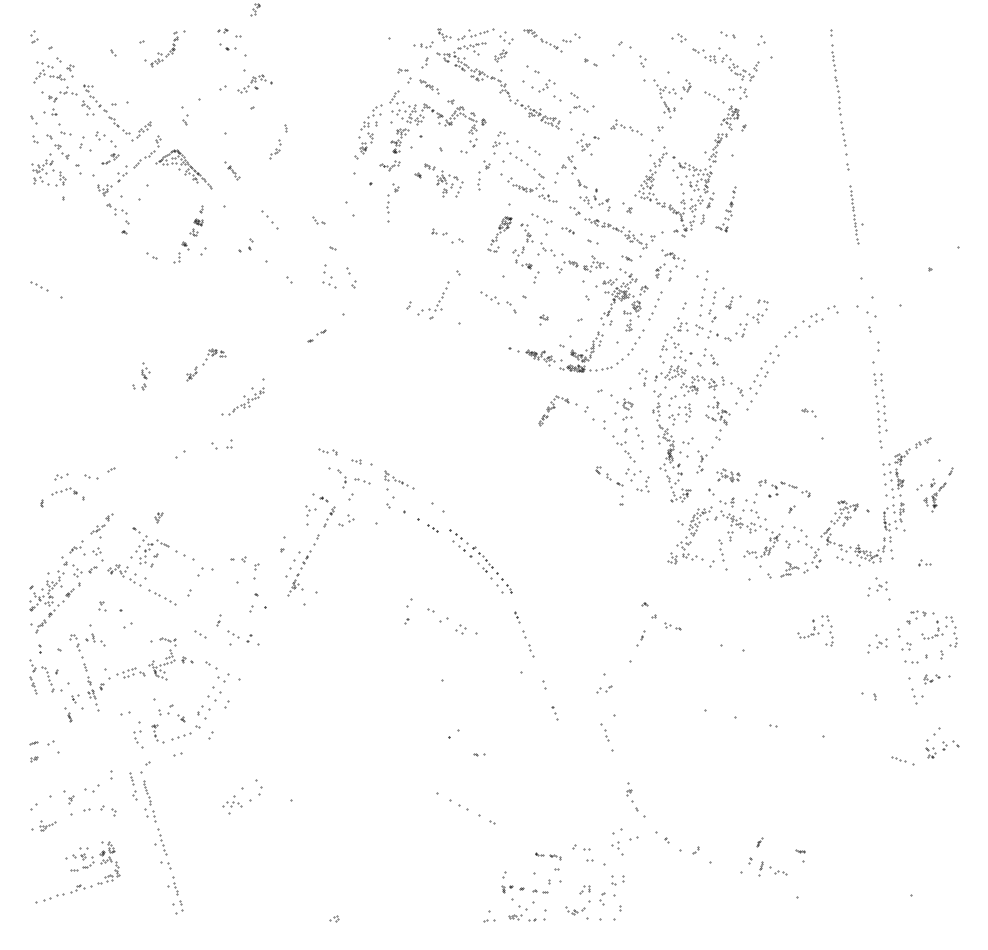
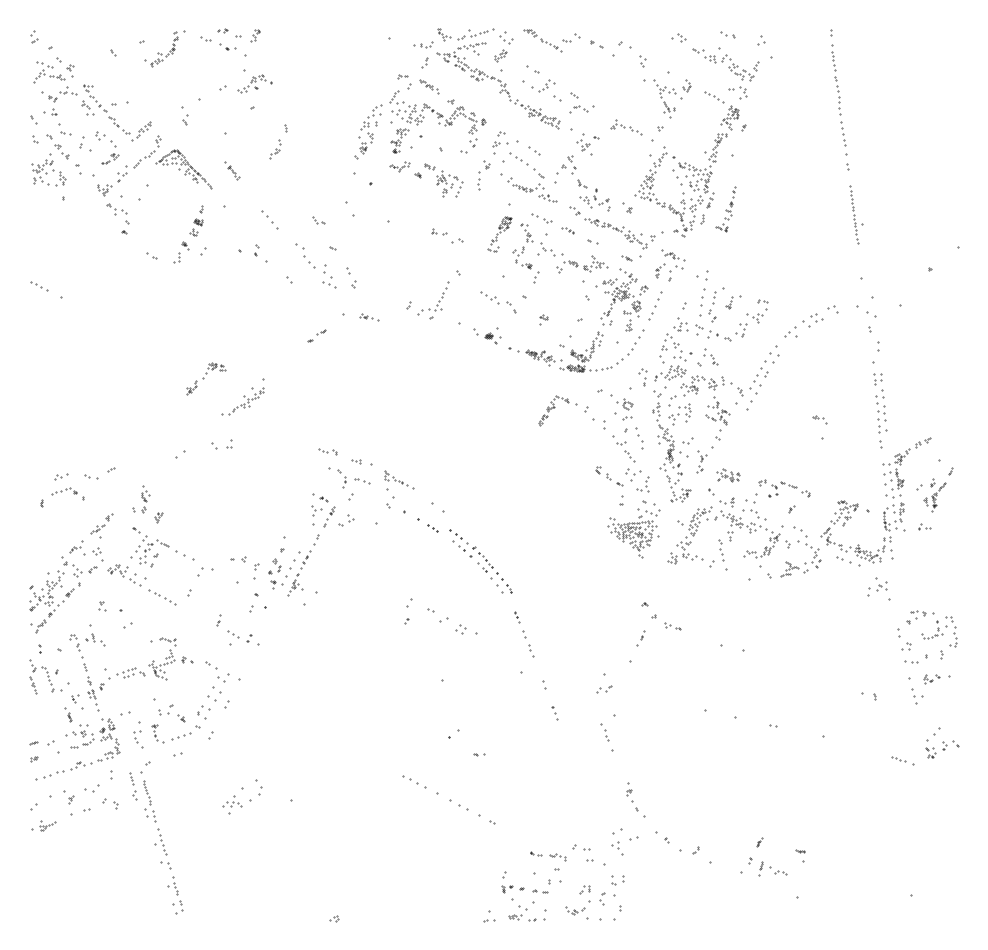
part position: (255, 9) -> (255, 35) (255, 35)
part: none -> present (205, 38)
part position: (590, 62) -> (596, 44) (596, 44)
part position: (404, 75) -> (404, 81) (404, 81)
part position: (389, 165) -> (399, 166) (399, 166)
part: present -> none (392, 198)
part position: (250, 244) -> (256, 250) (256, 250)
part: none -> present (305, 255)
part: none -> present (369, 317)
part: none -> present (487, 335)
part position: (206, 364) -> (206, 378) (206, 378)
part position: (141, 376) -> (141, 499) (141, 499)
part position: (808, 412) -> (819, 419) (819, 419)
part position: (310, 515) -> (316, 515) (316, 515)
part: none -> present (633, 529)
part position: (924, 562) -> (924, 526) (924, 526)
part: none -> present (275, 573)
part: present -> none (815, 630)
part: present -> none (200, 634)
part: present -> none (877, 643)
part: none -> present (414, 781)
part position: (108, 810) -> (110, 803) (110, 803)
part size: 27x9 px -> 37x11 px (548, 856)
part position: (77, 872) -> (77, 749) (77, 749)
